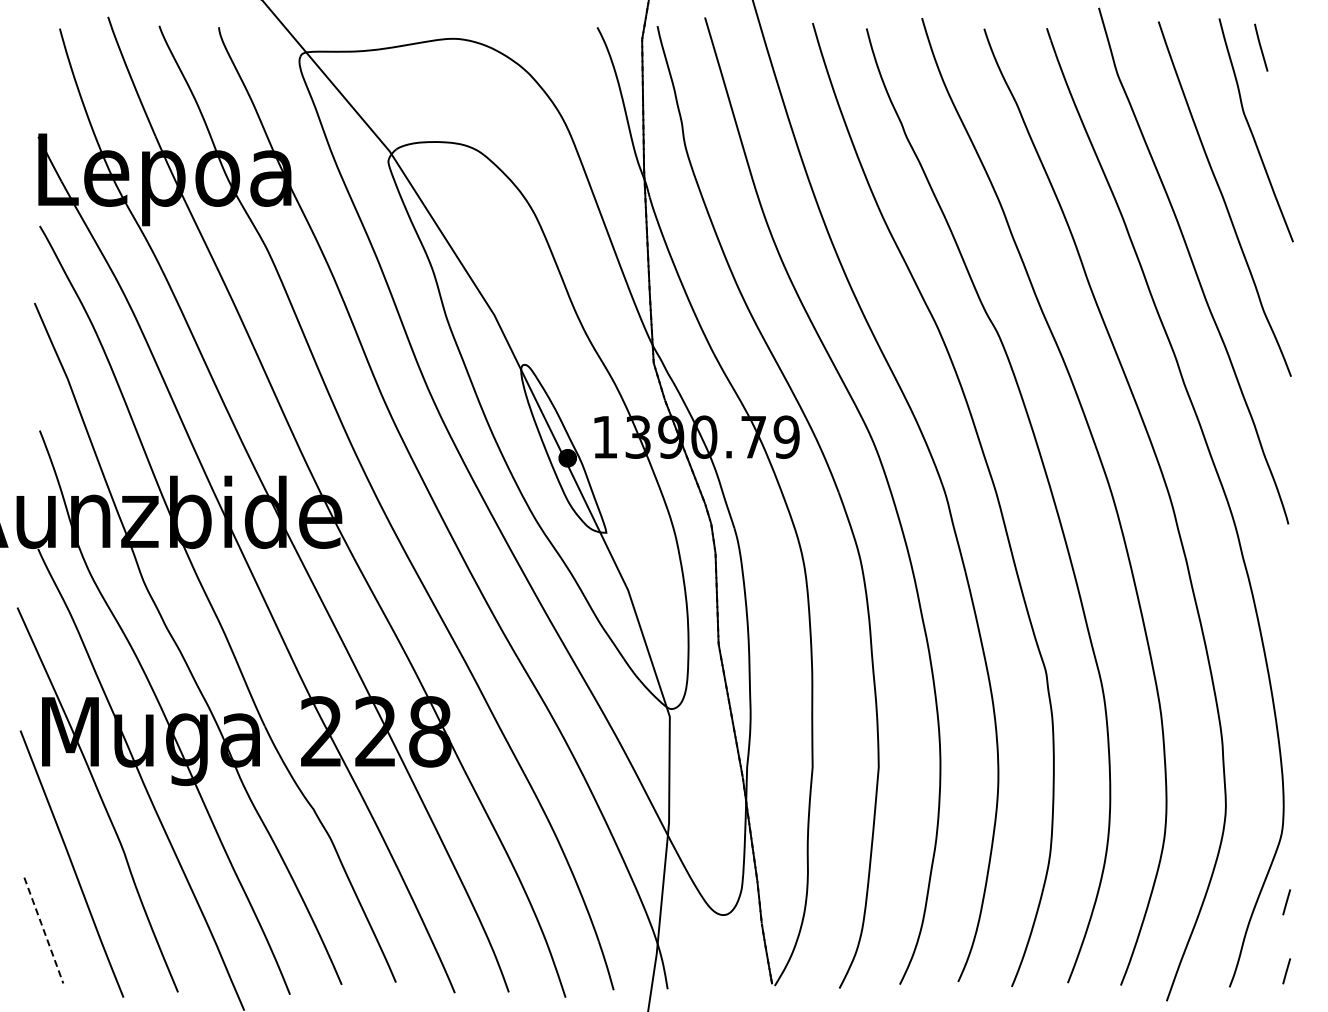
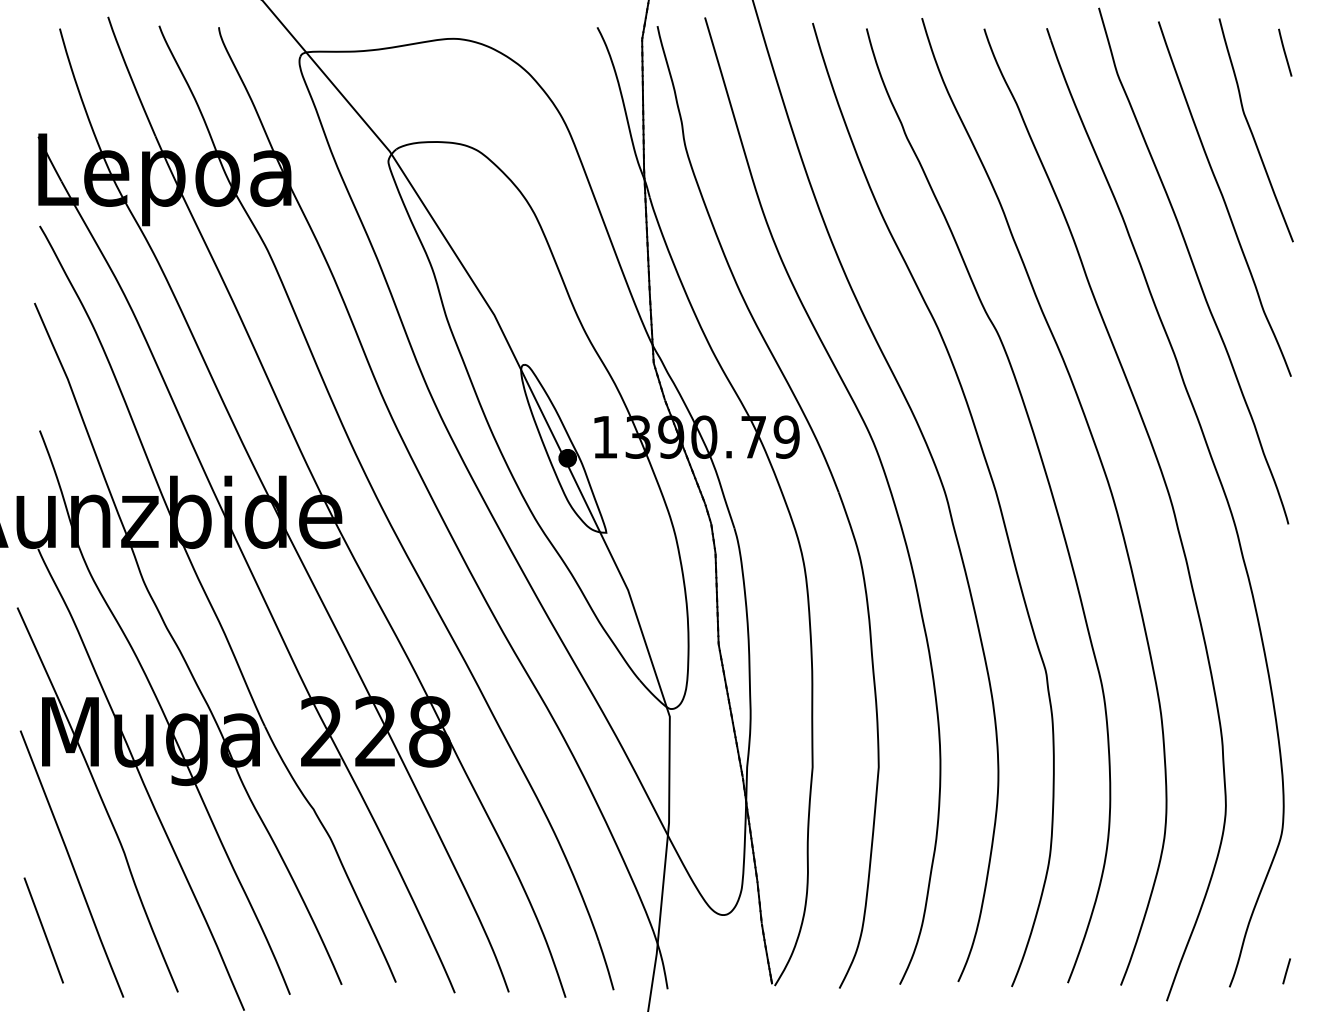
line position: (1261, 47) -> (1285, 52) (1285, 52)
line: present -> none (1286, 902)
line: dashed -> solid (43, 930)
